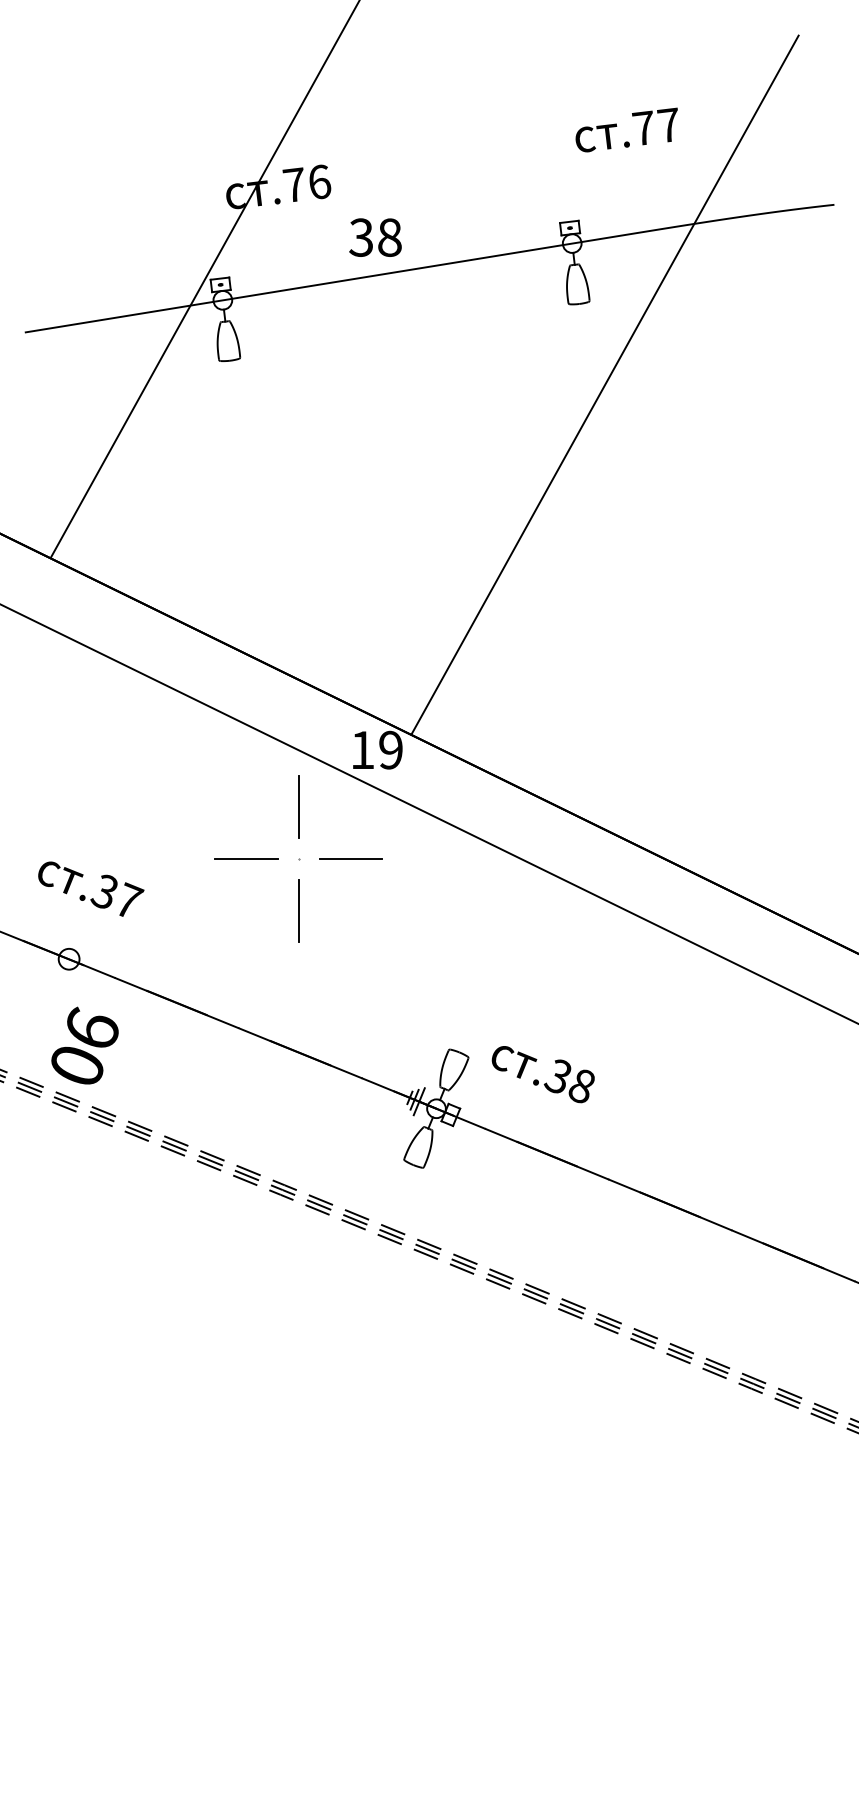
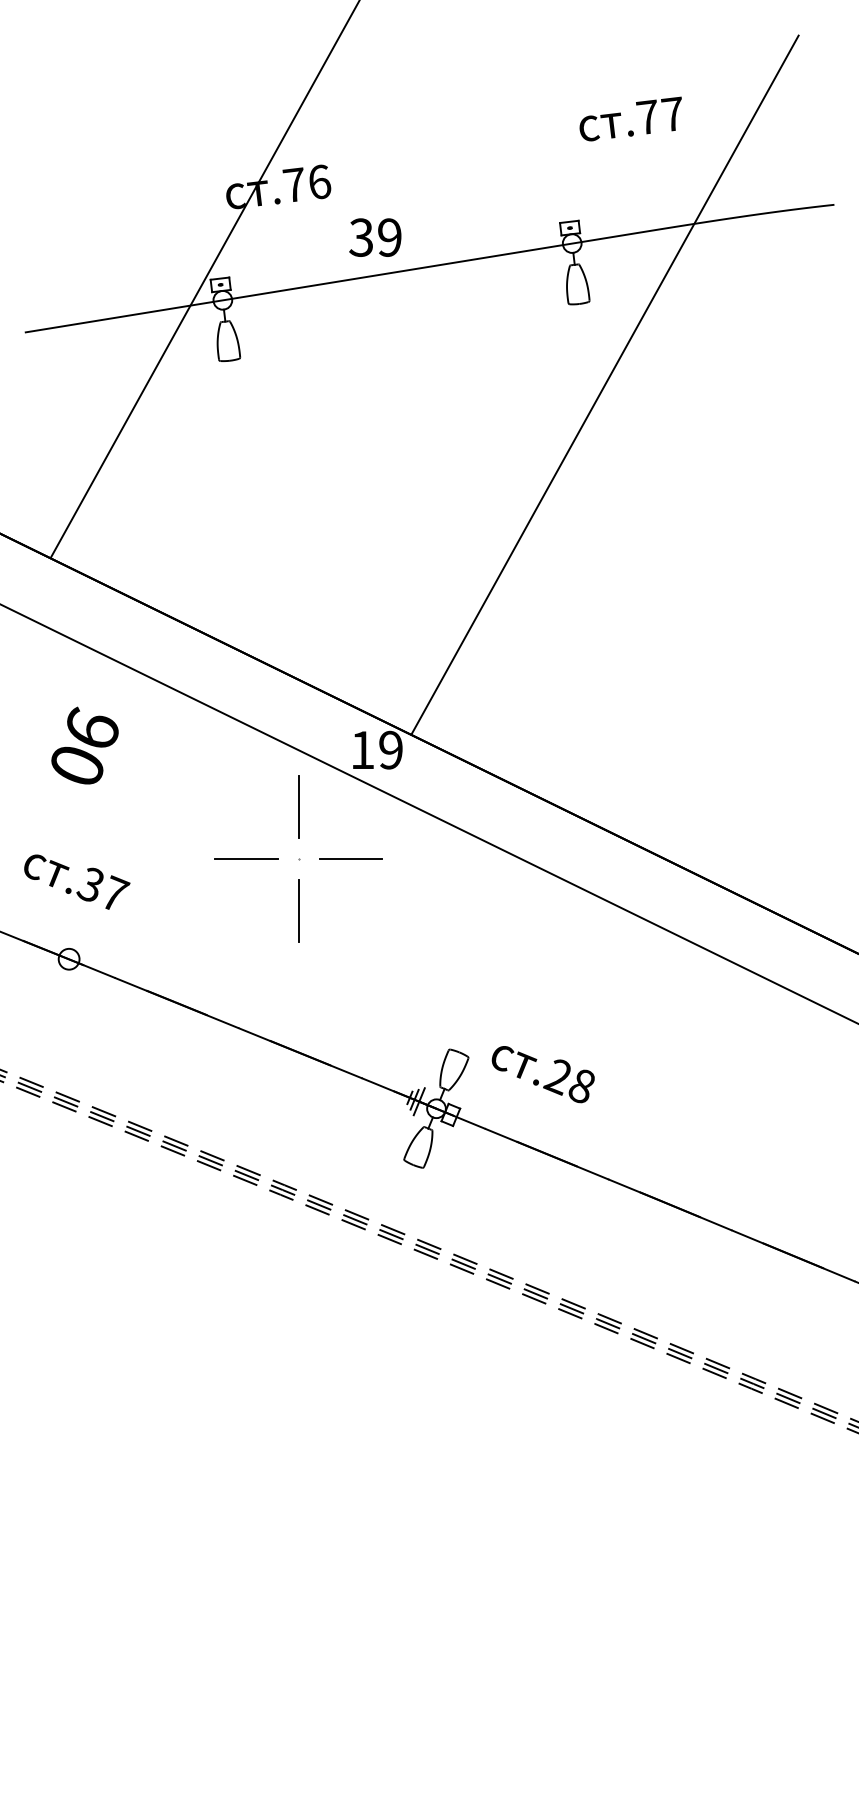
text position: (626, 129) -> (630, 118) (630, 118)
text: 38 -> 39 (389, 237)
text position: (91, 888) -> (77, 881) (77, 881)
text position: (84, 1045) -> (84, 745) (84, 745)
text: .38 -> .28 (557, 1077)
